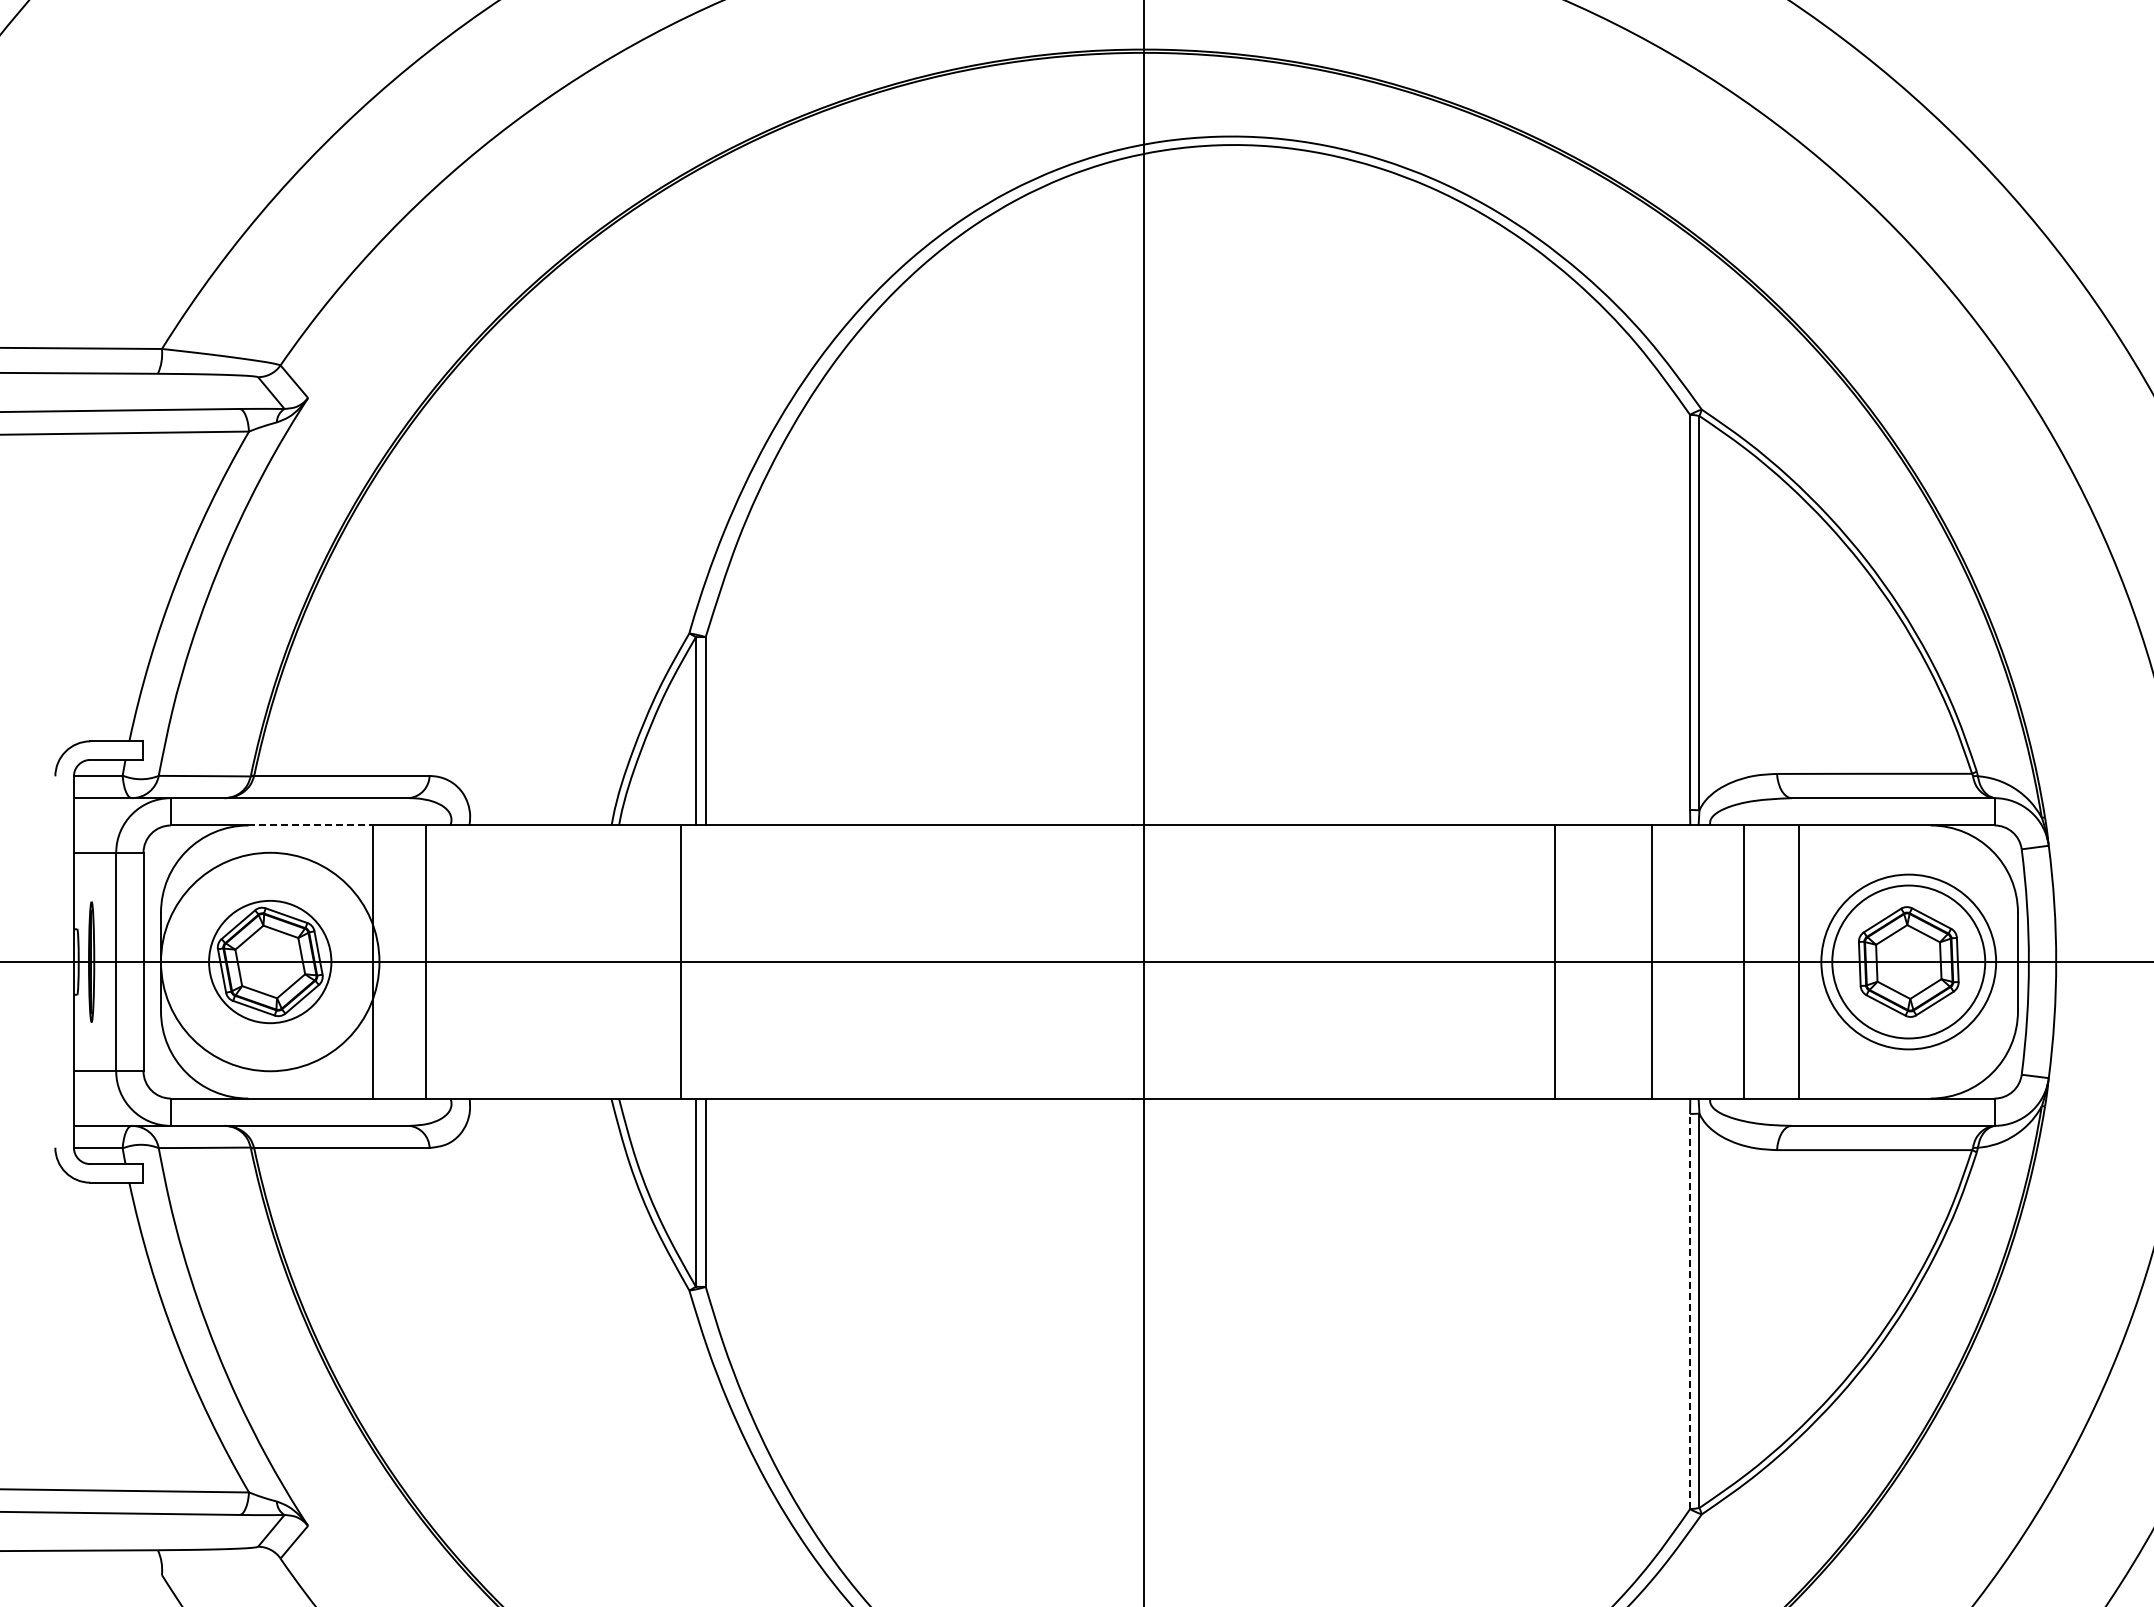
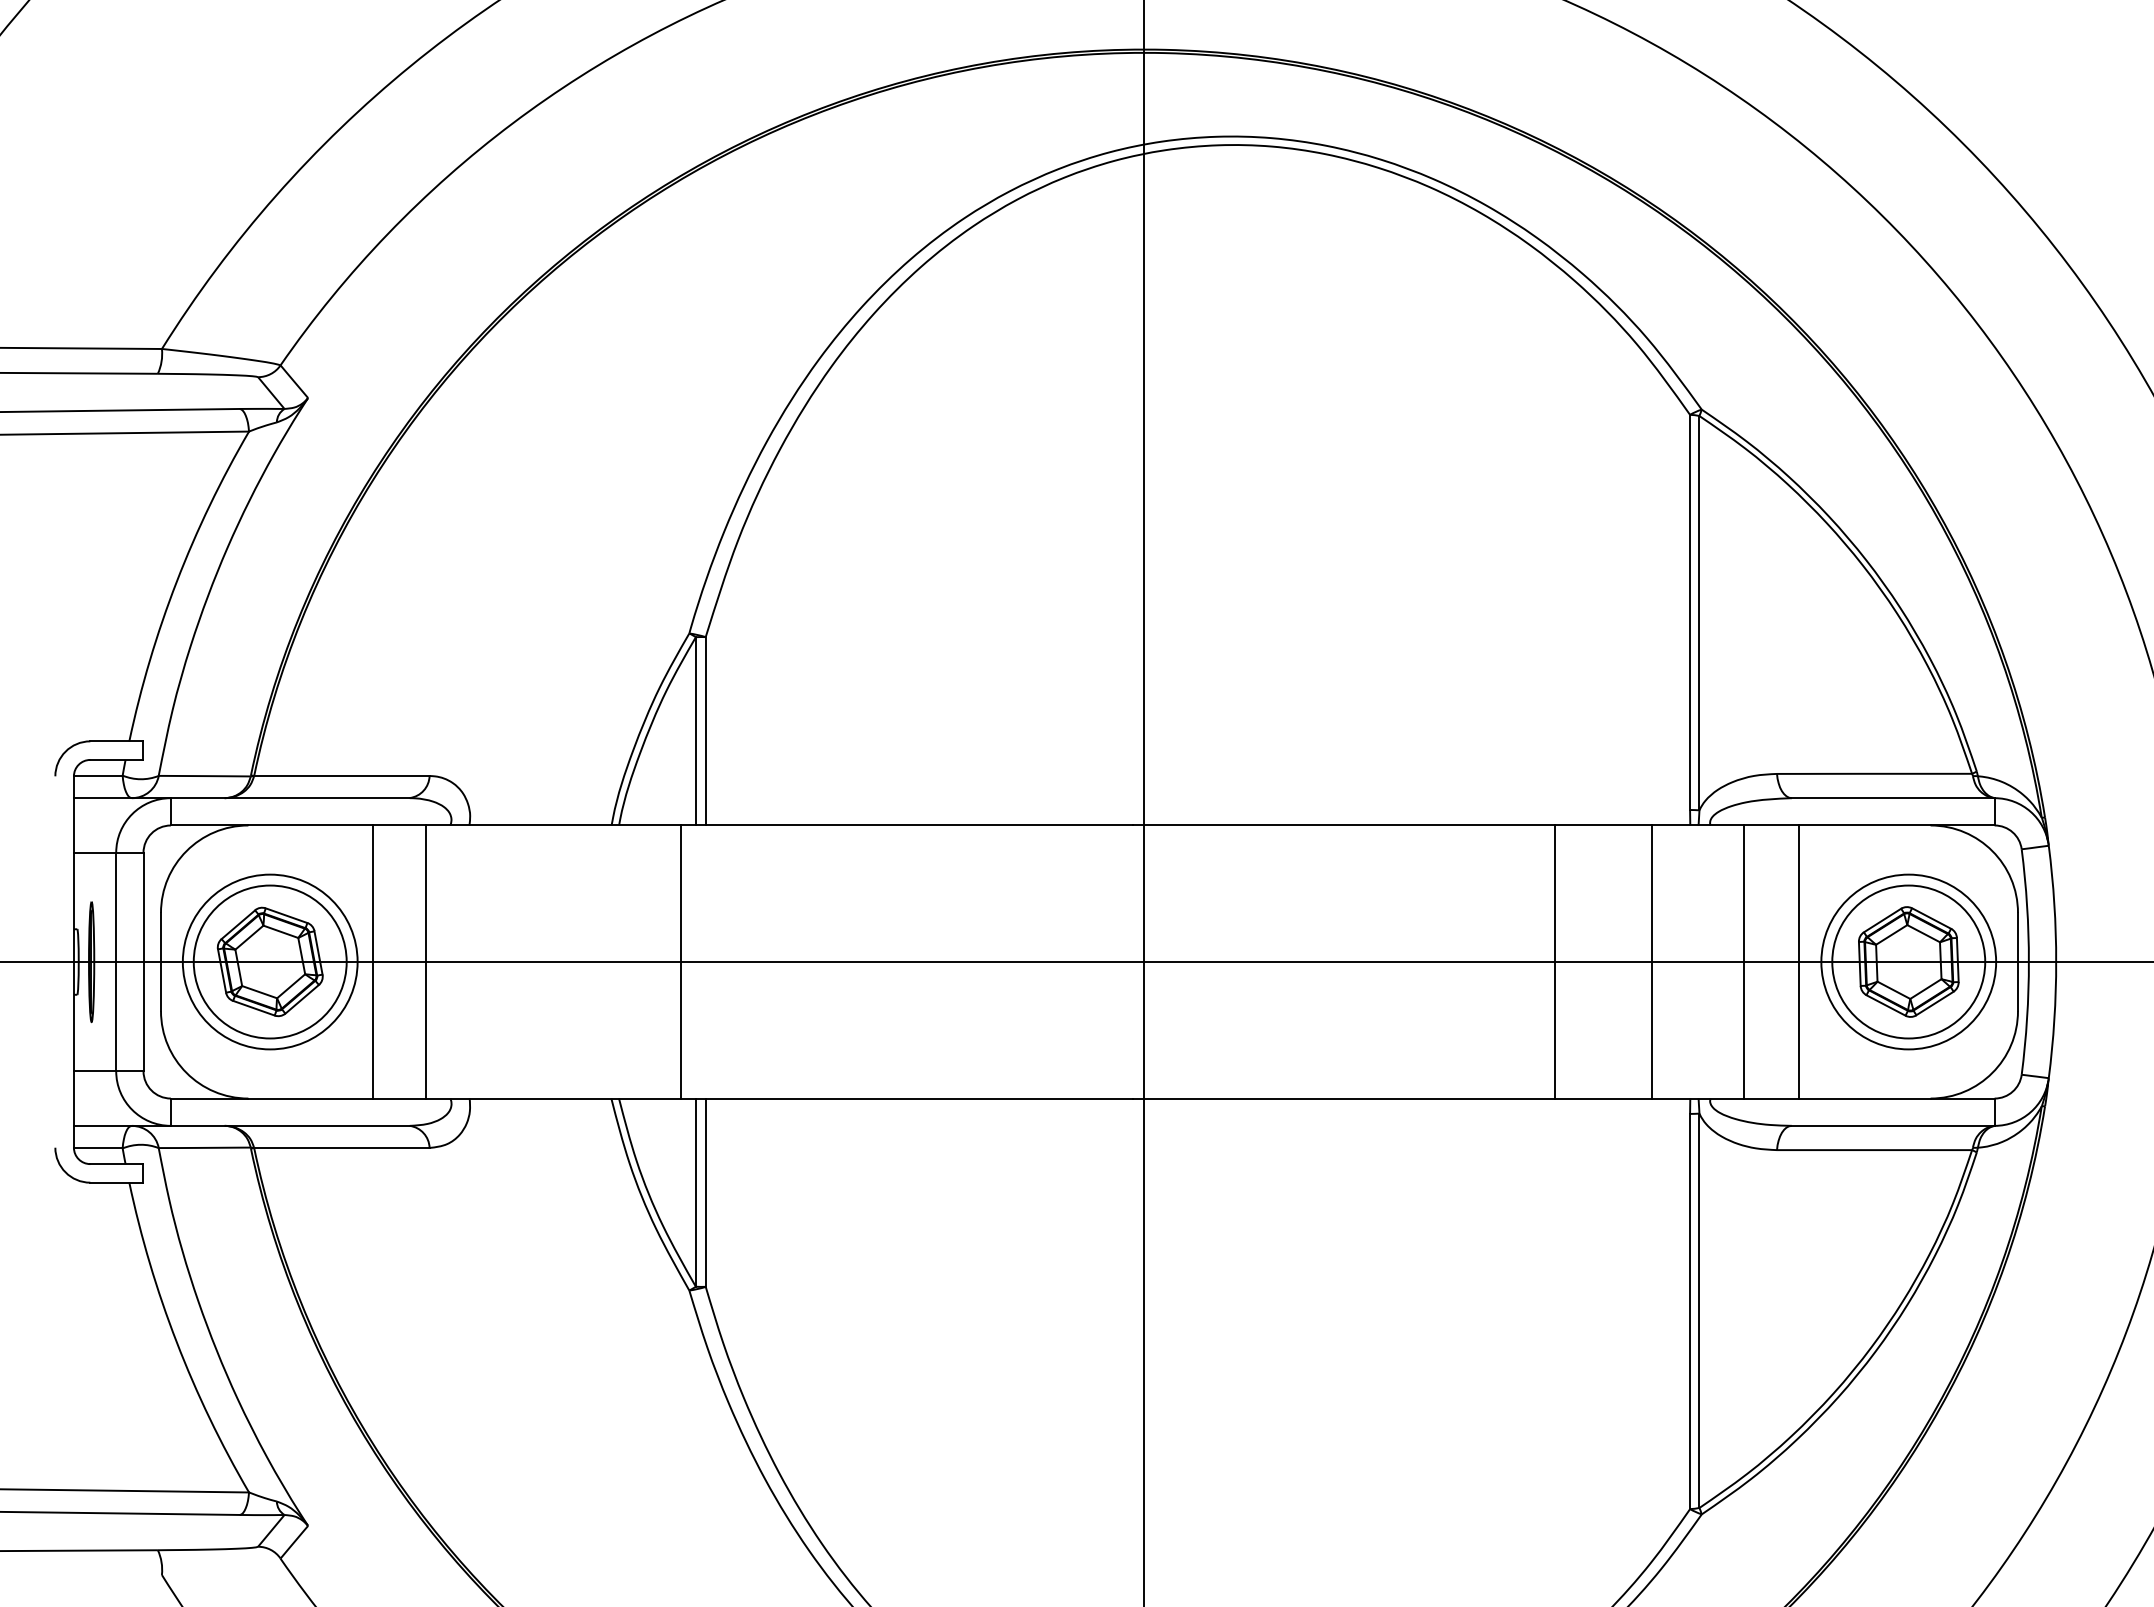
line: dashed -> solid (311, 825)
circle diameter: 122 px -> 153 px (269, 961)
circle diameter: 218 px -> 175 px (269, 961)
line: dashed -> solid (1690, 1311)
